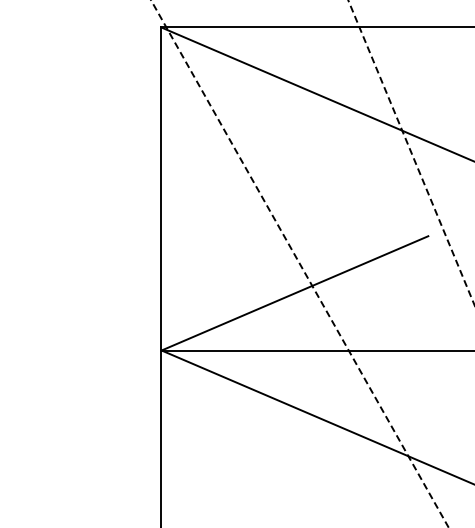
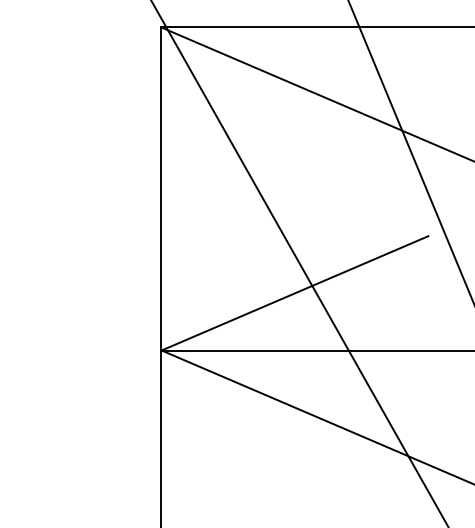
line: dashed -> solid (411, 152)
line: dashed -> solid (300, 264)
